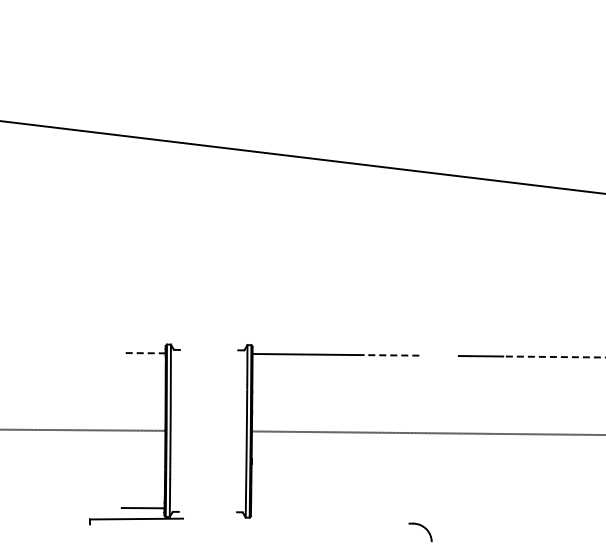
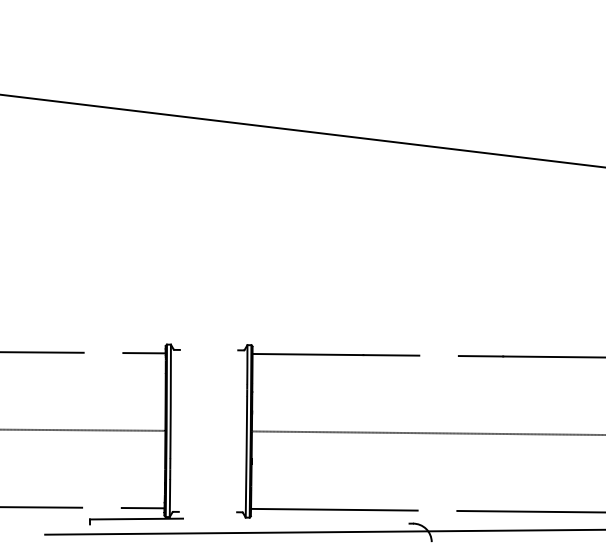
line position: (302, 157) -> (302, 131) (302, 131)
line: none -> present (42, 352)
line: dashed -> solid (144, 353)
line: dashed -> solid (391, 355)
line: dashed -> solid (554, 357)
line: none -> present (42, 507)
line: none -> present (334, 509)
line: none -> present (529, 511)
line: none -> present (323, 531)
